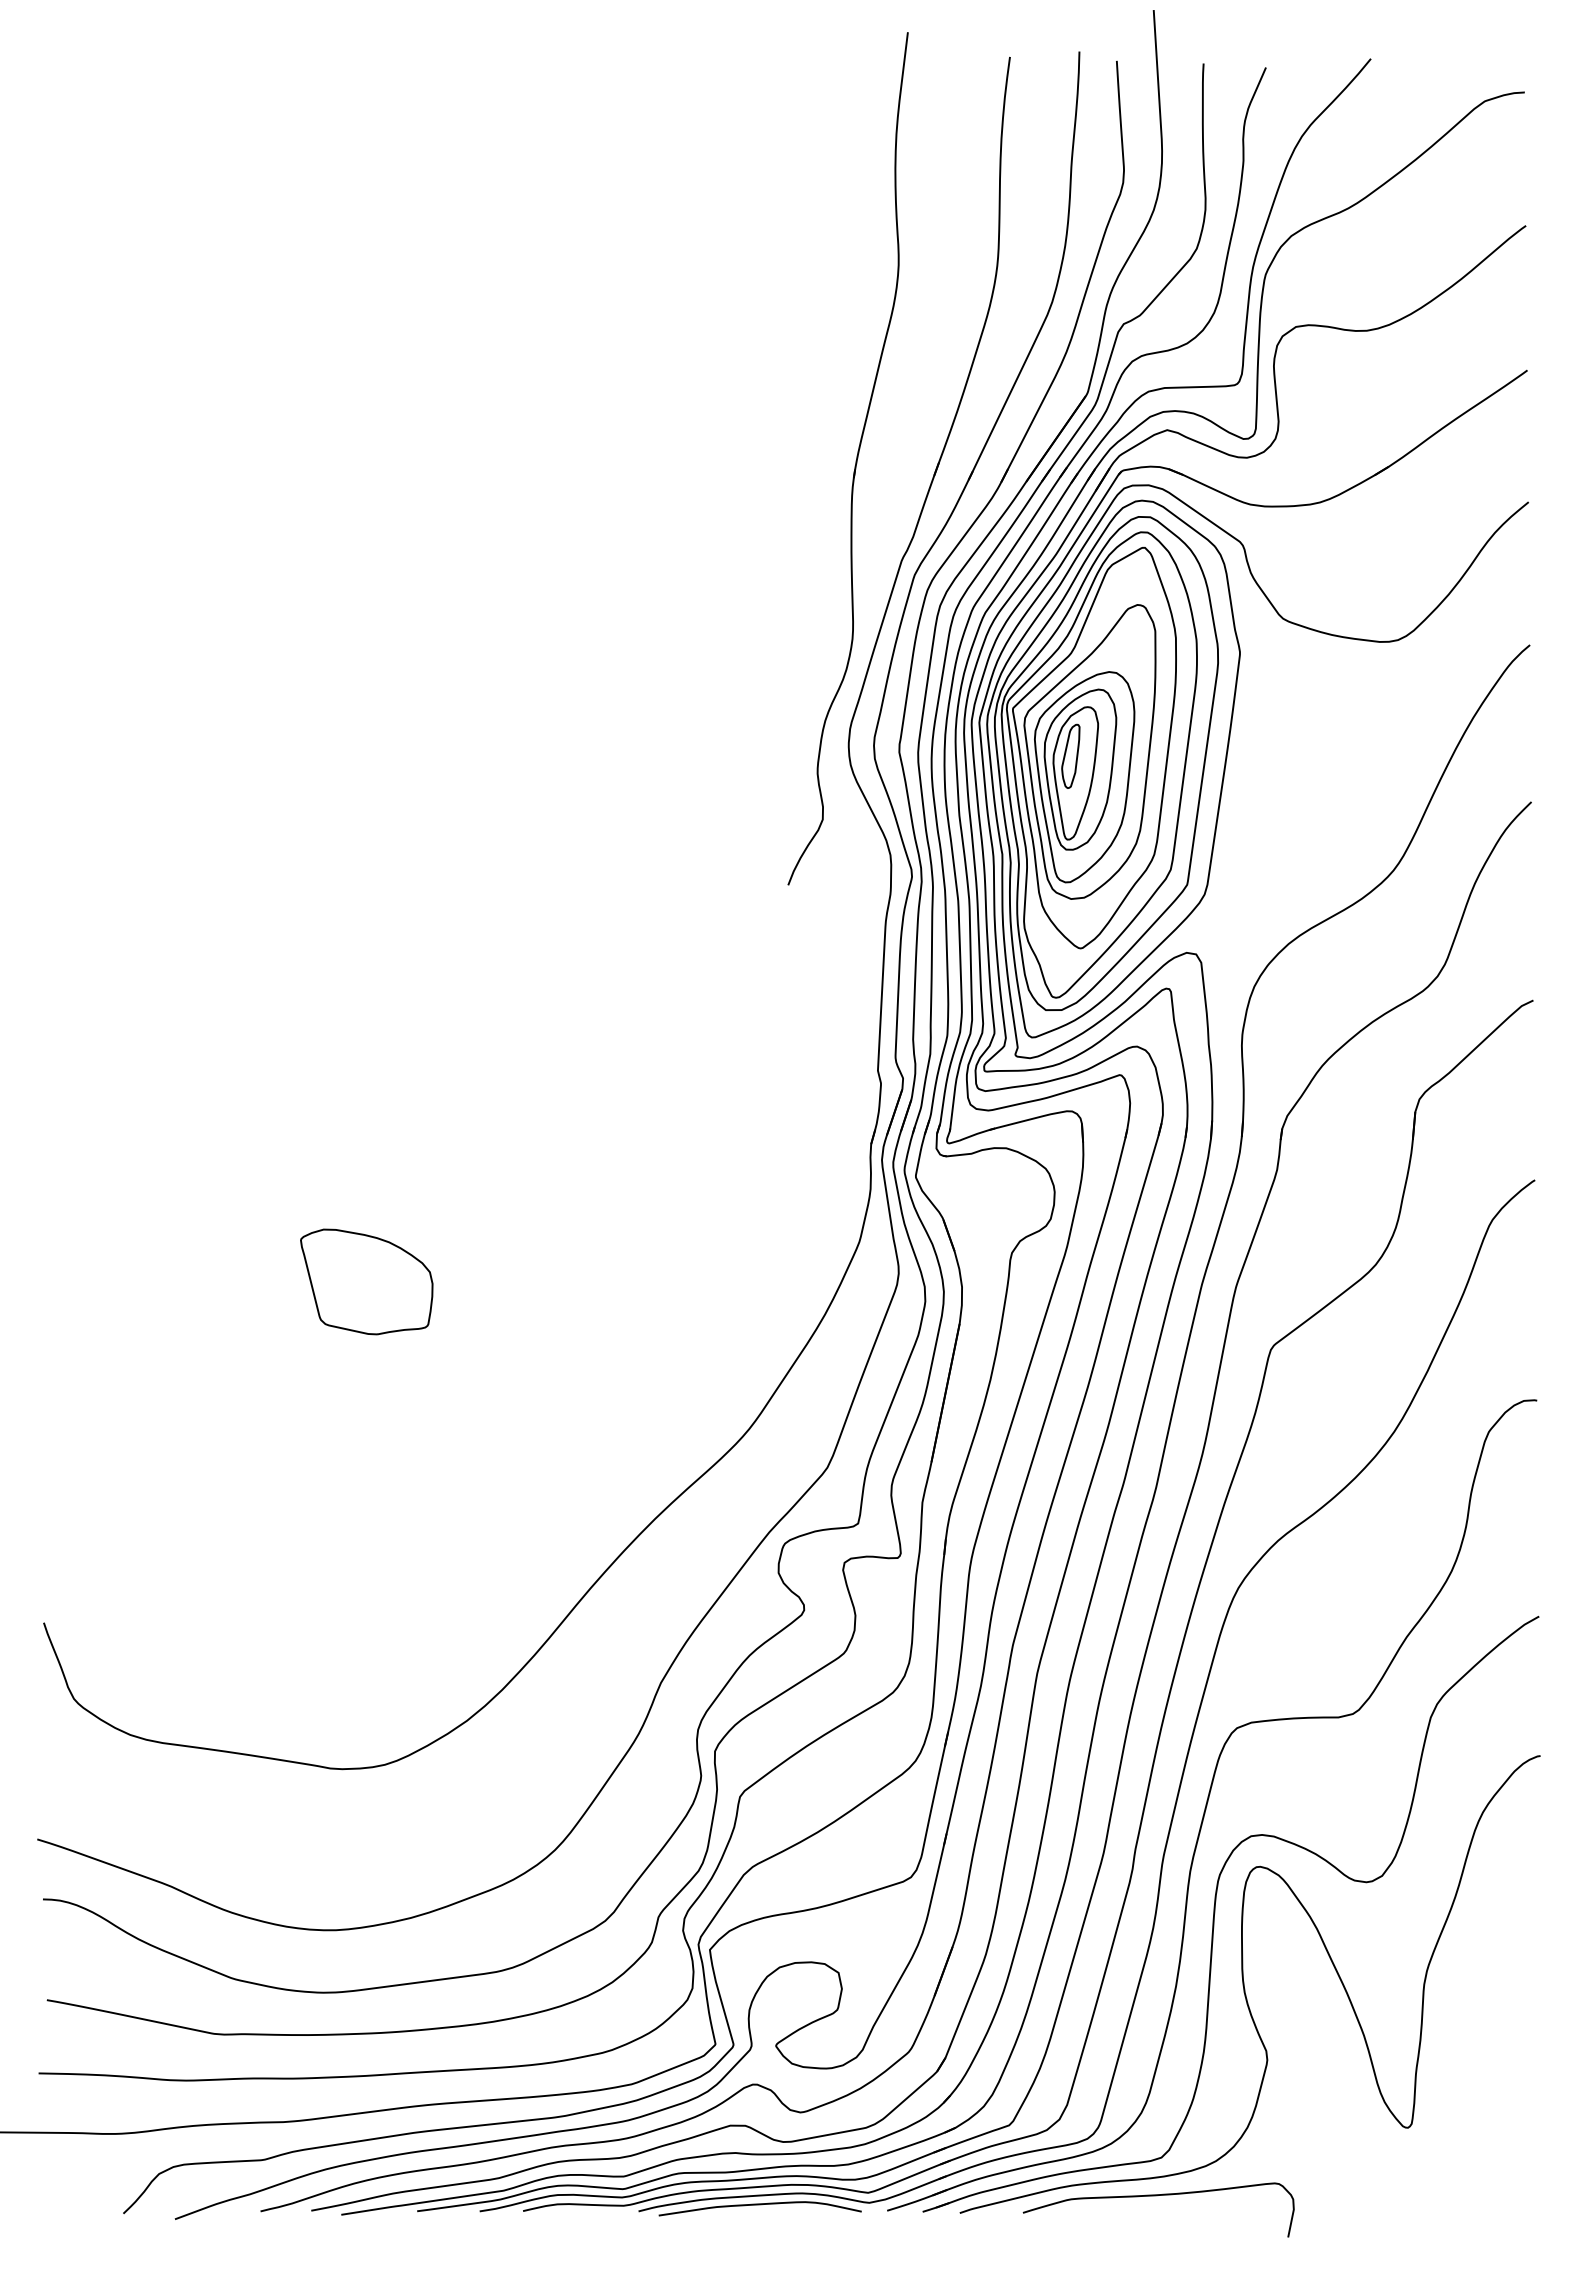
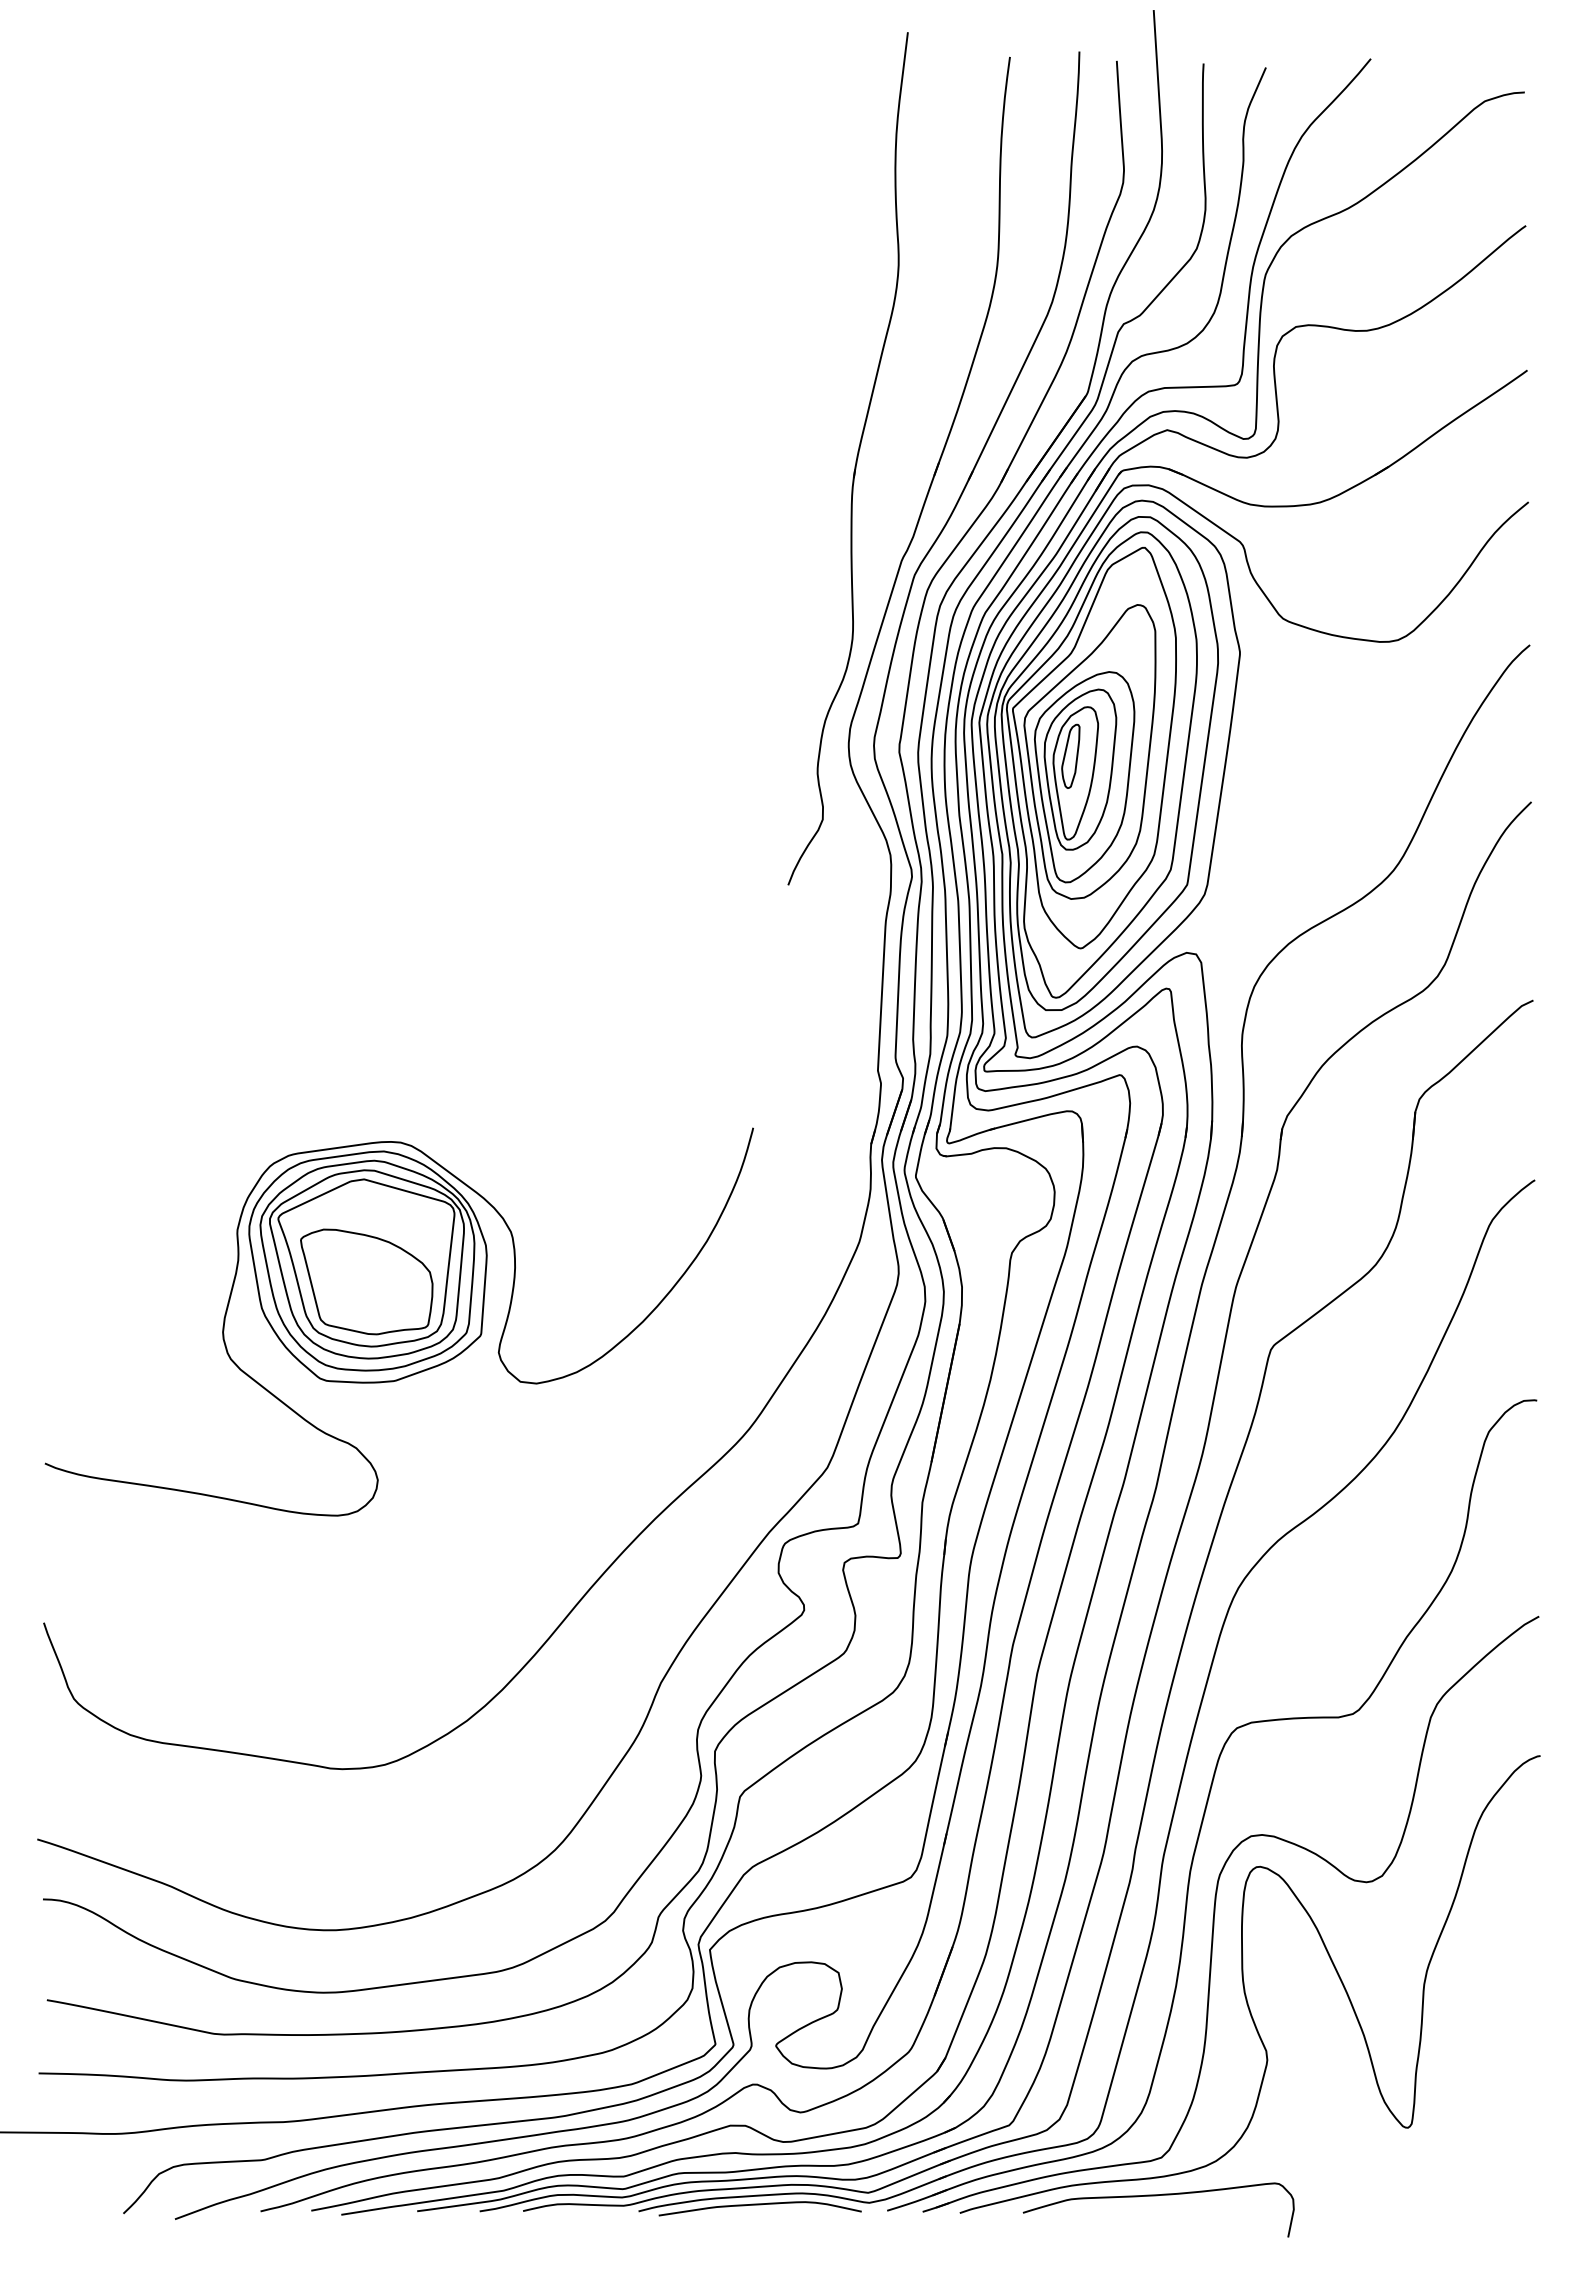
part: none -> present (398, 1321)
